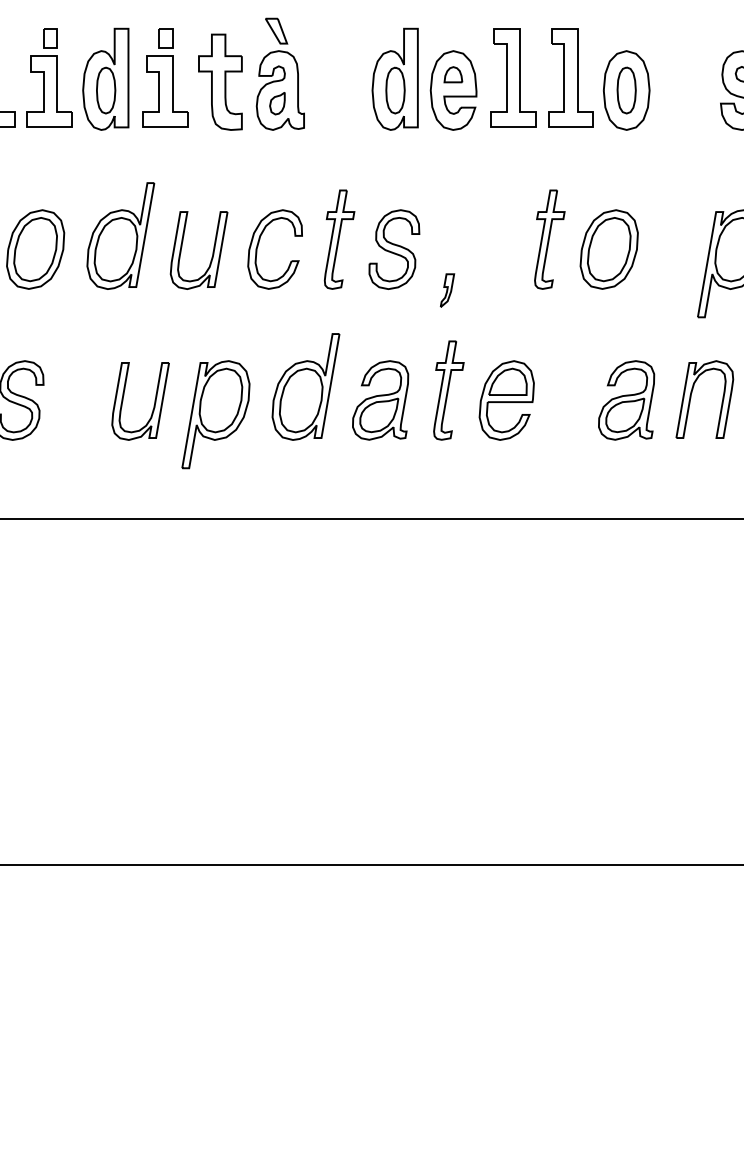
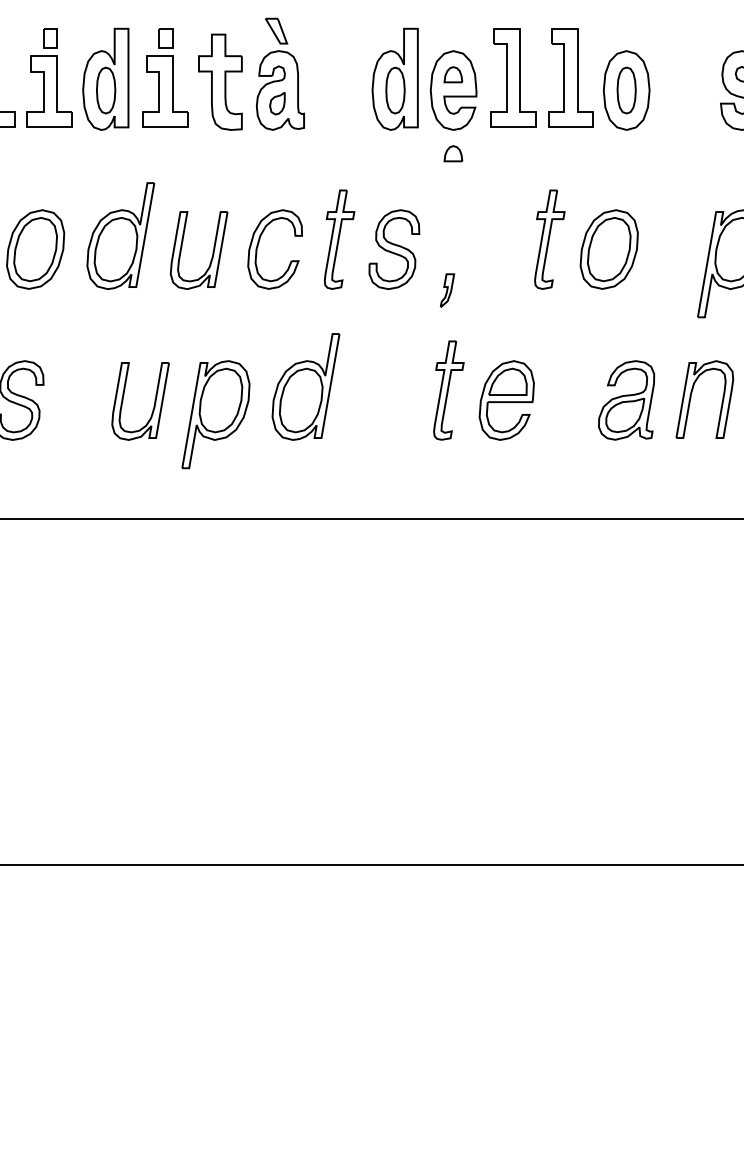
part: none -> present (453, 153)
part: present -> none (380, 400)
